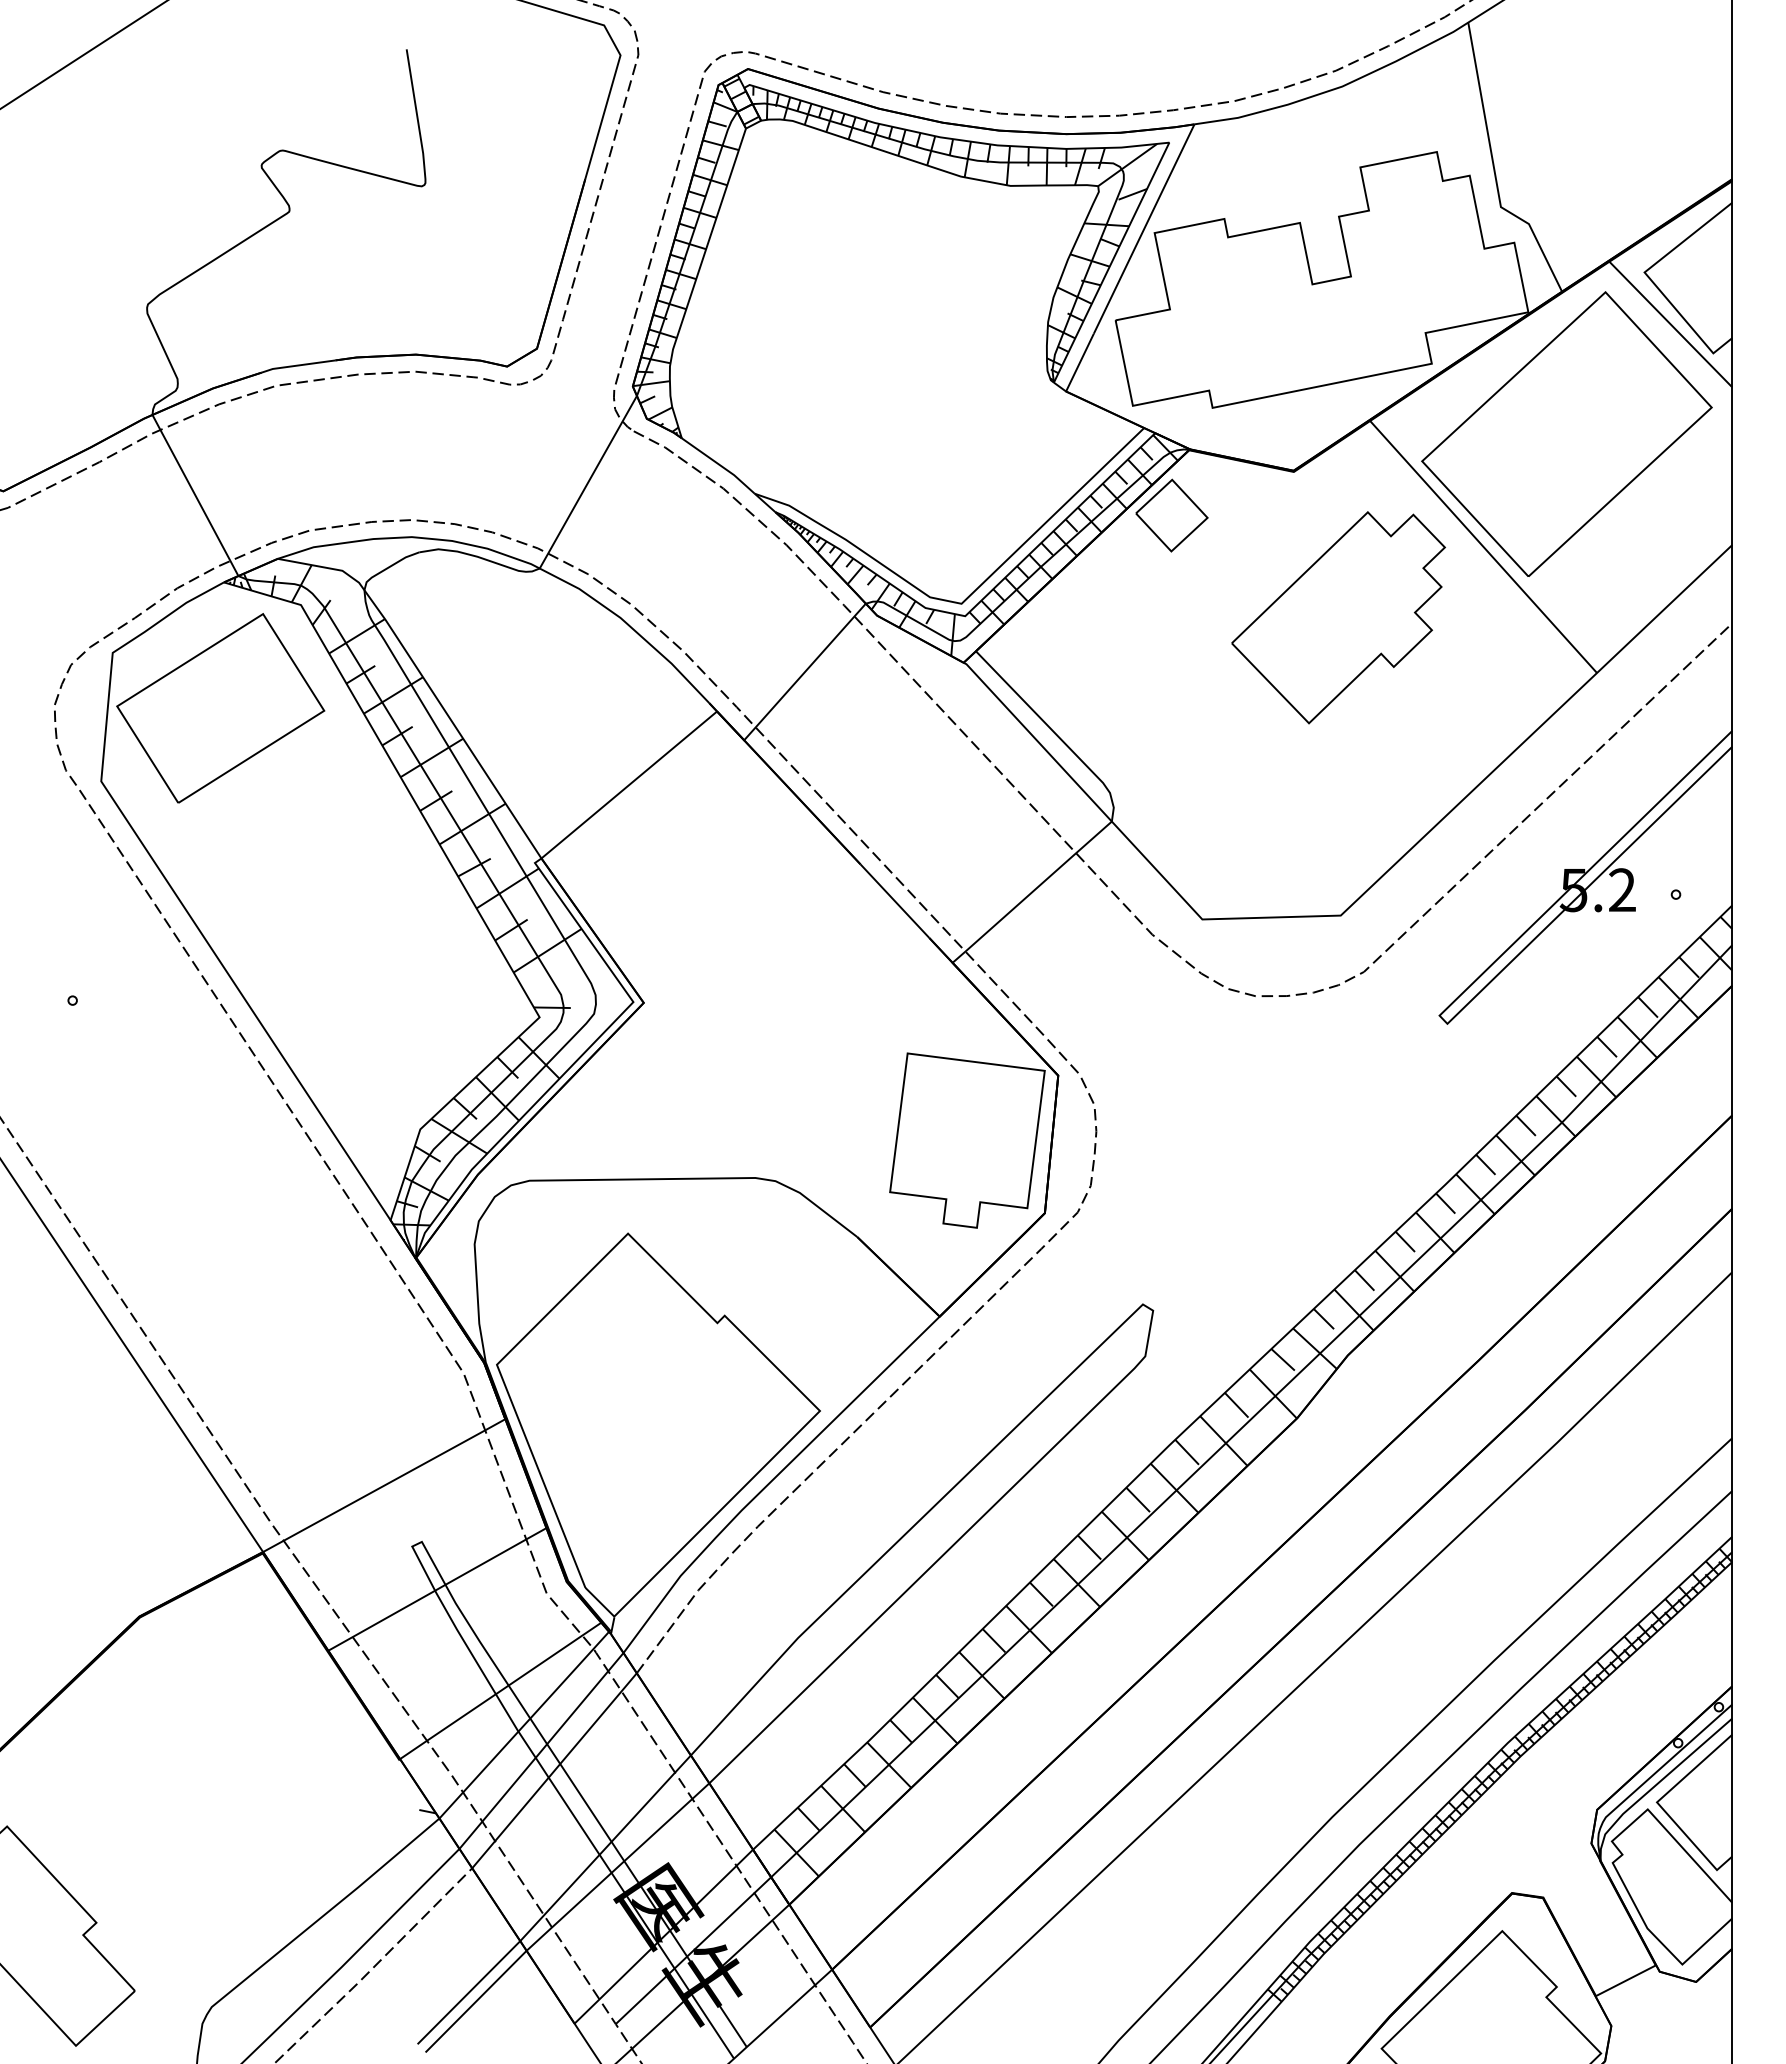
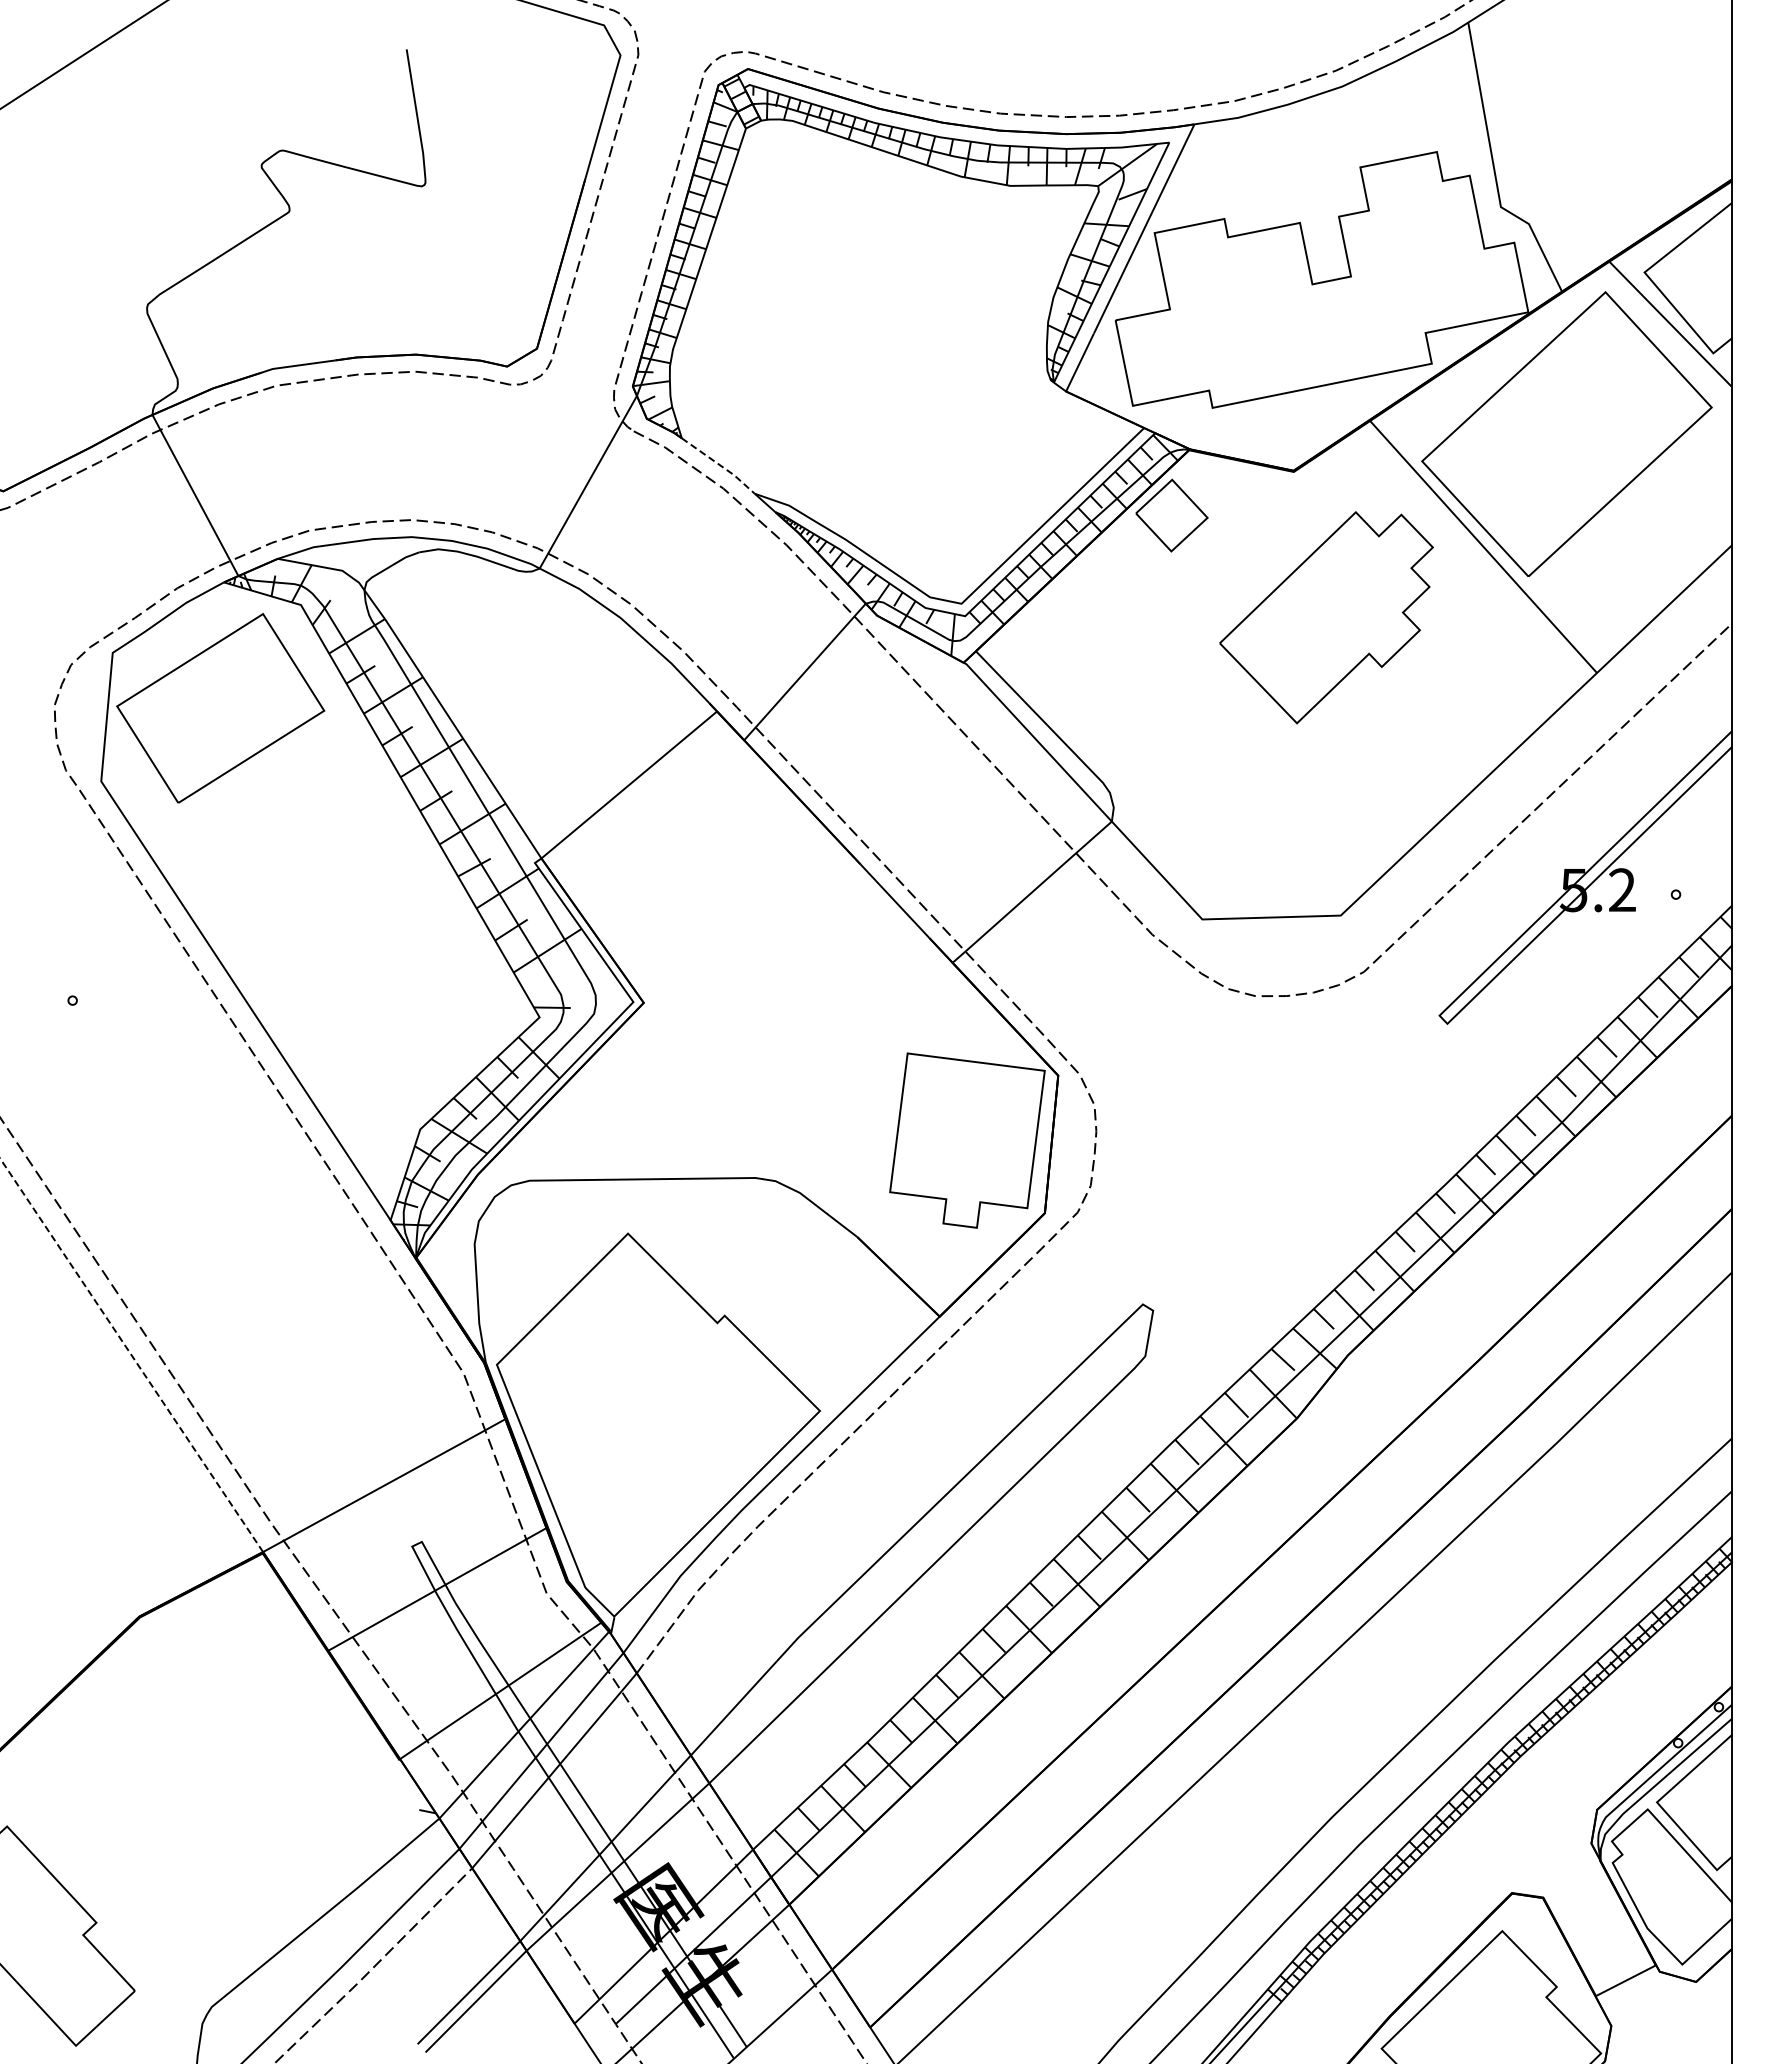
line: solid -> dashed (719, 464)
part position: (1338, 617) -> (1326, 617) (1326, 617)
line: solid -> dashed (131, 1354)
